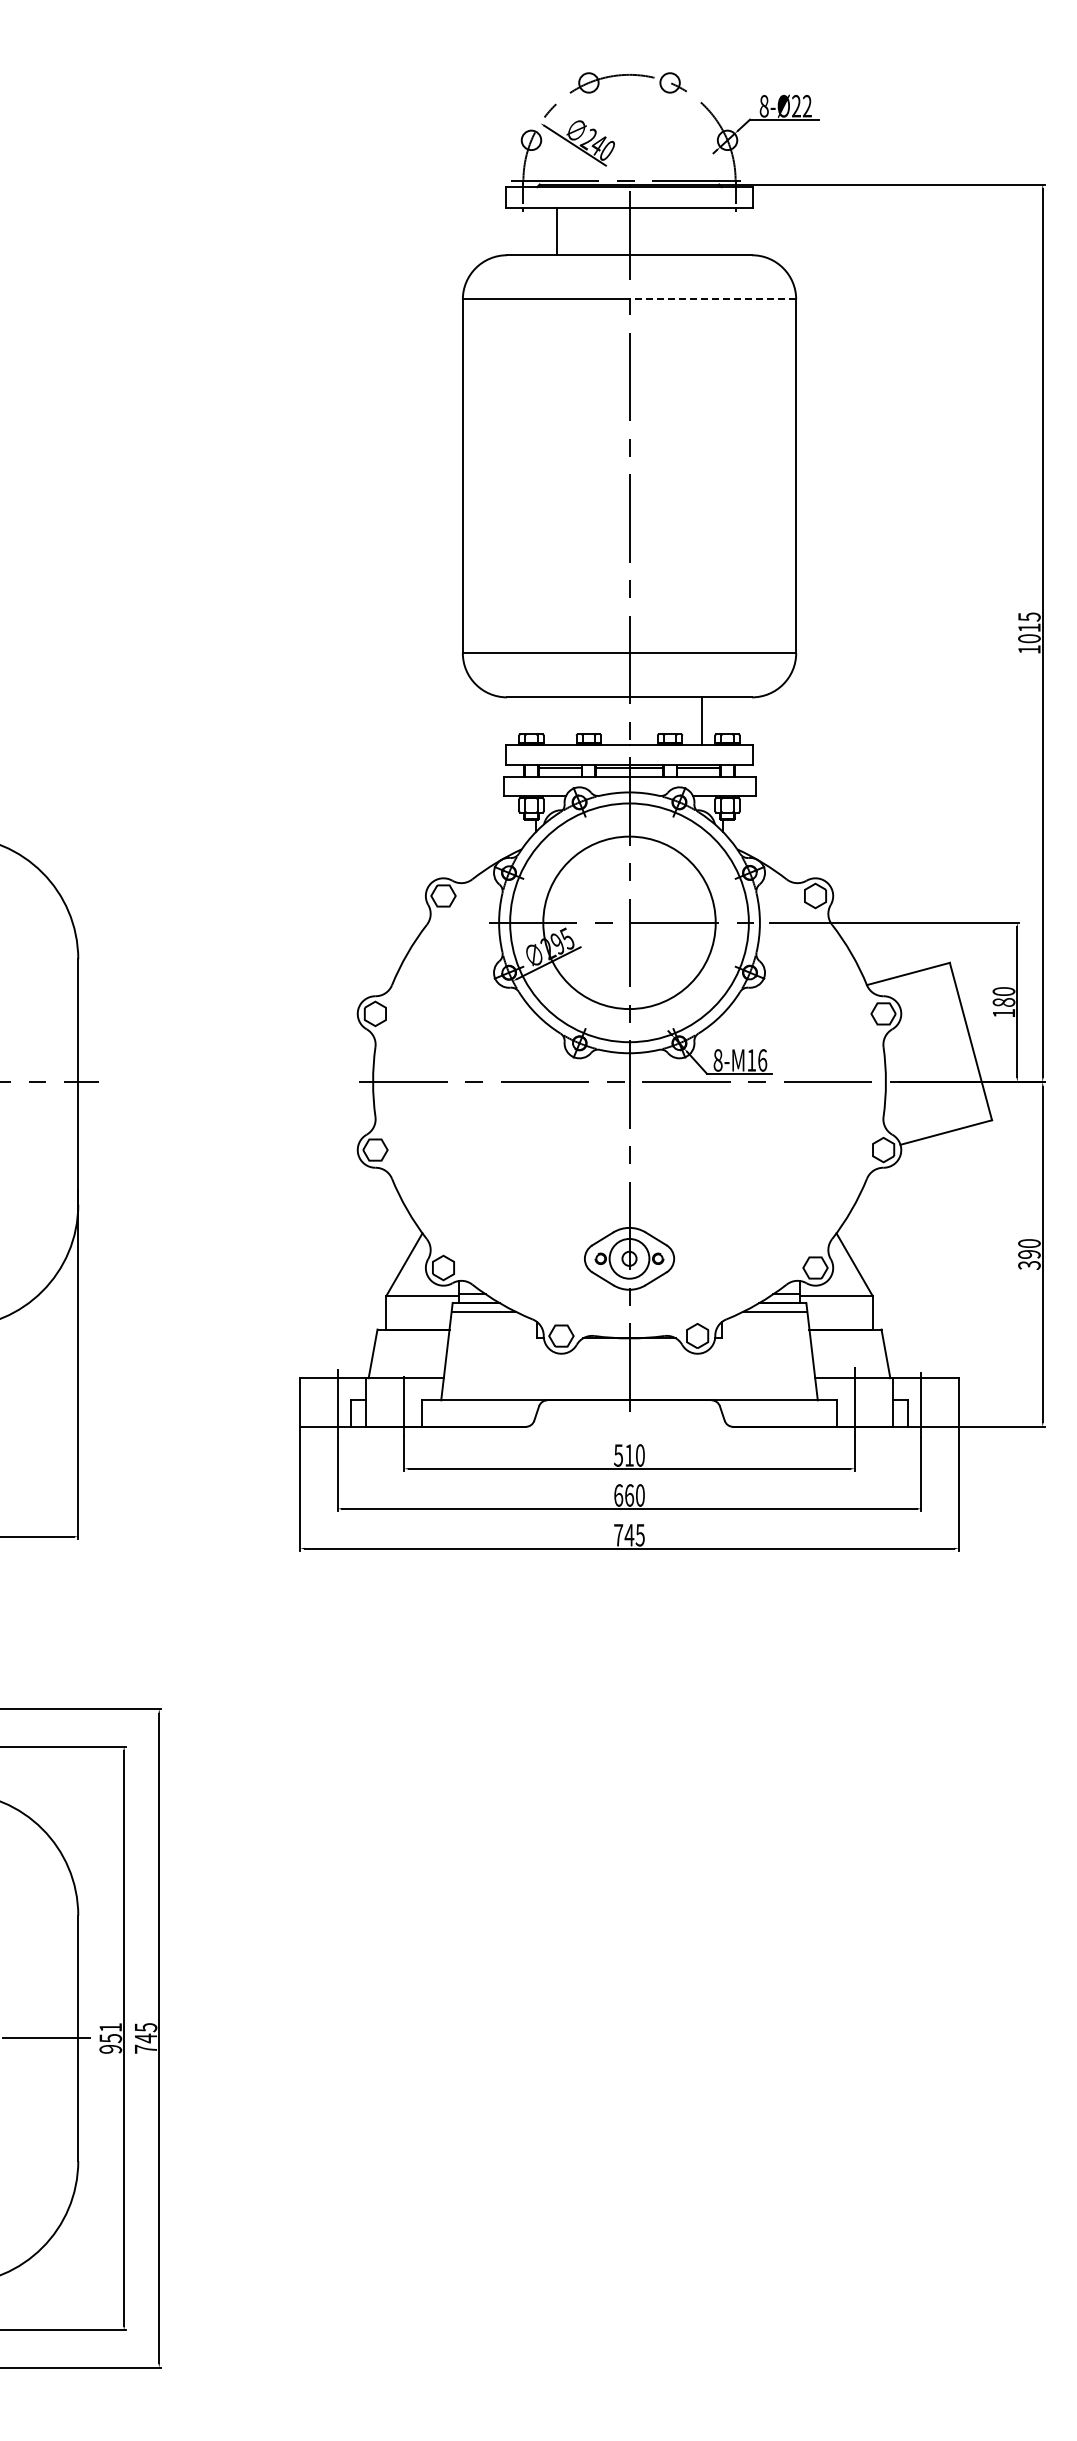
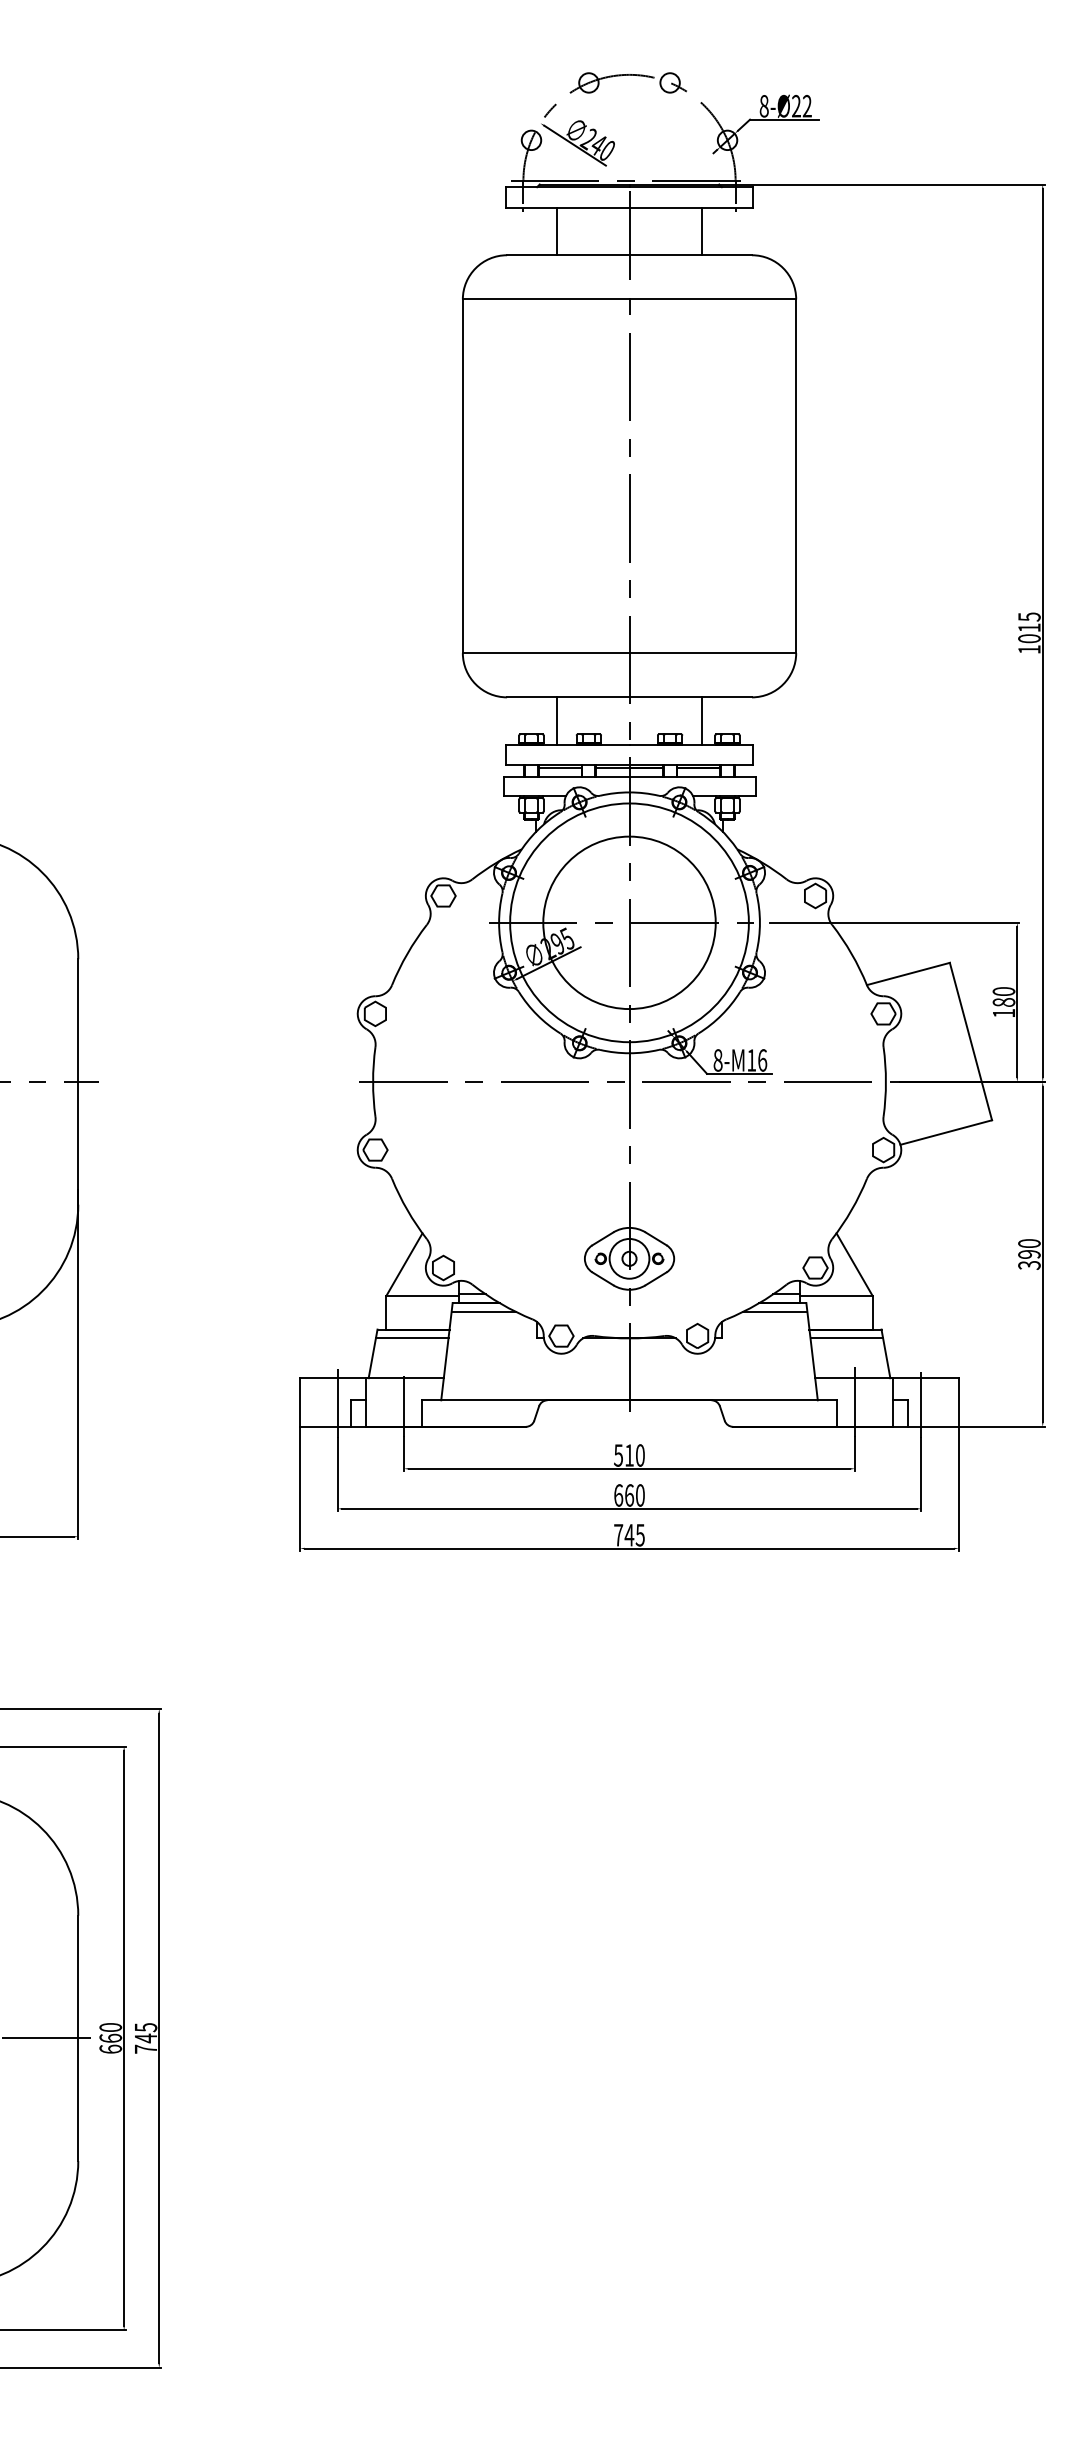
line: none -> present (702, 231)
line: dashed -> solid (712, 299)
line: none -> present (556, 721)
line: none -> present (411, 1338)
line: none -> present (846, 1338)
text: 951 -> 660 (110, 2038)
